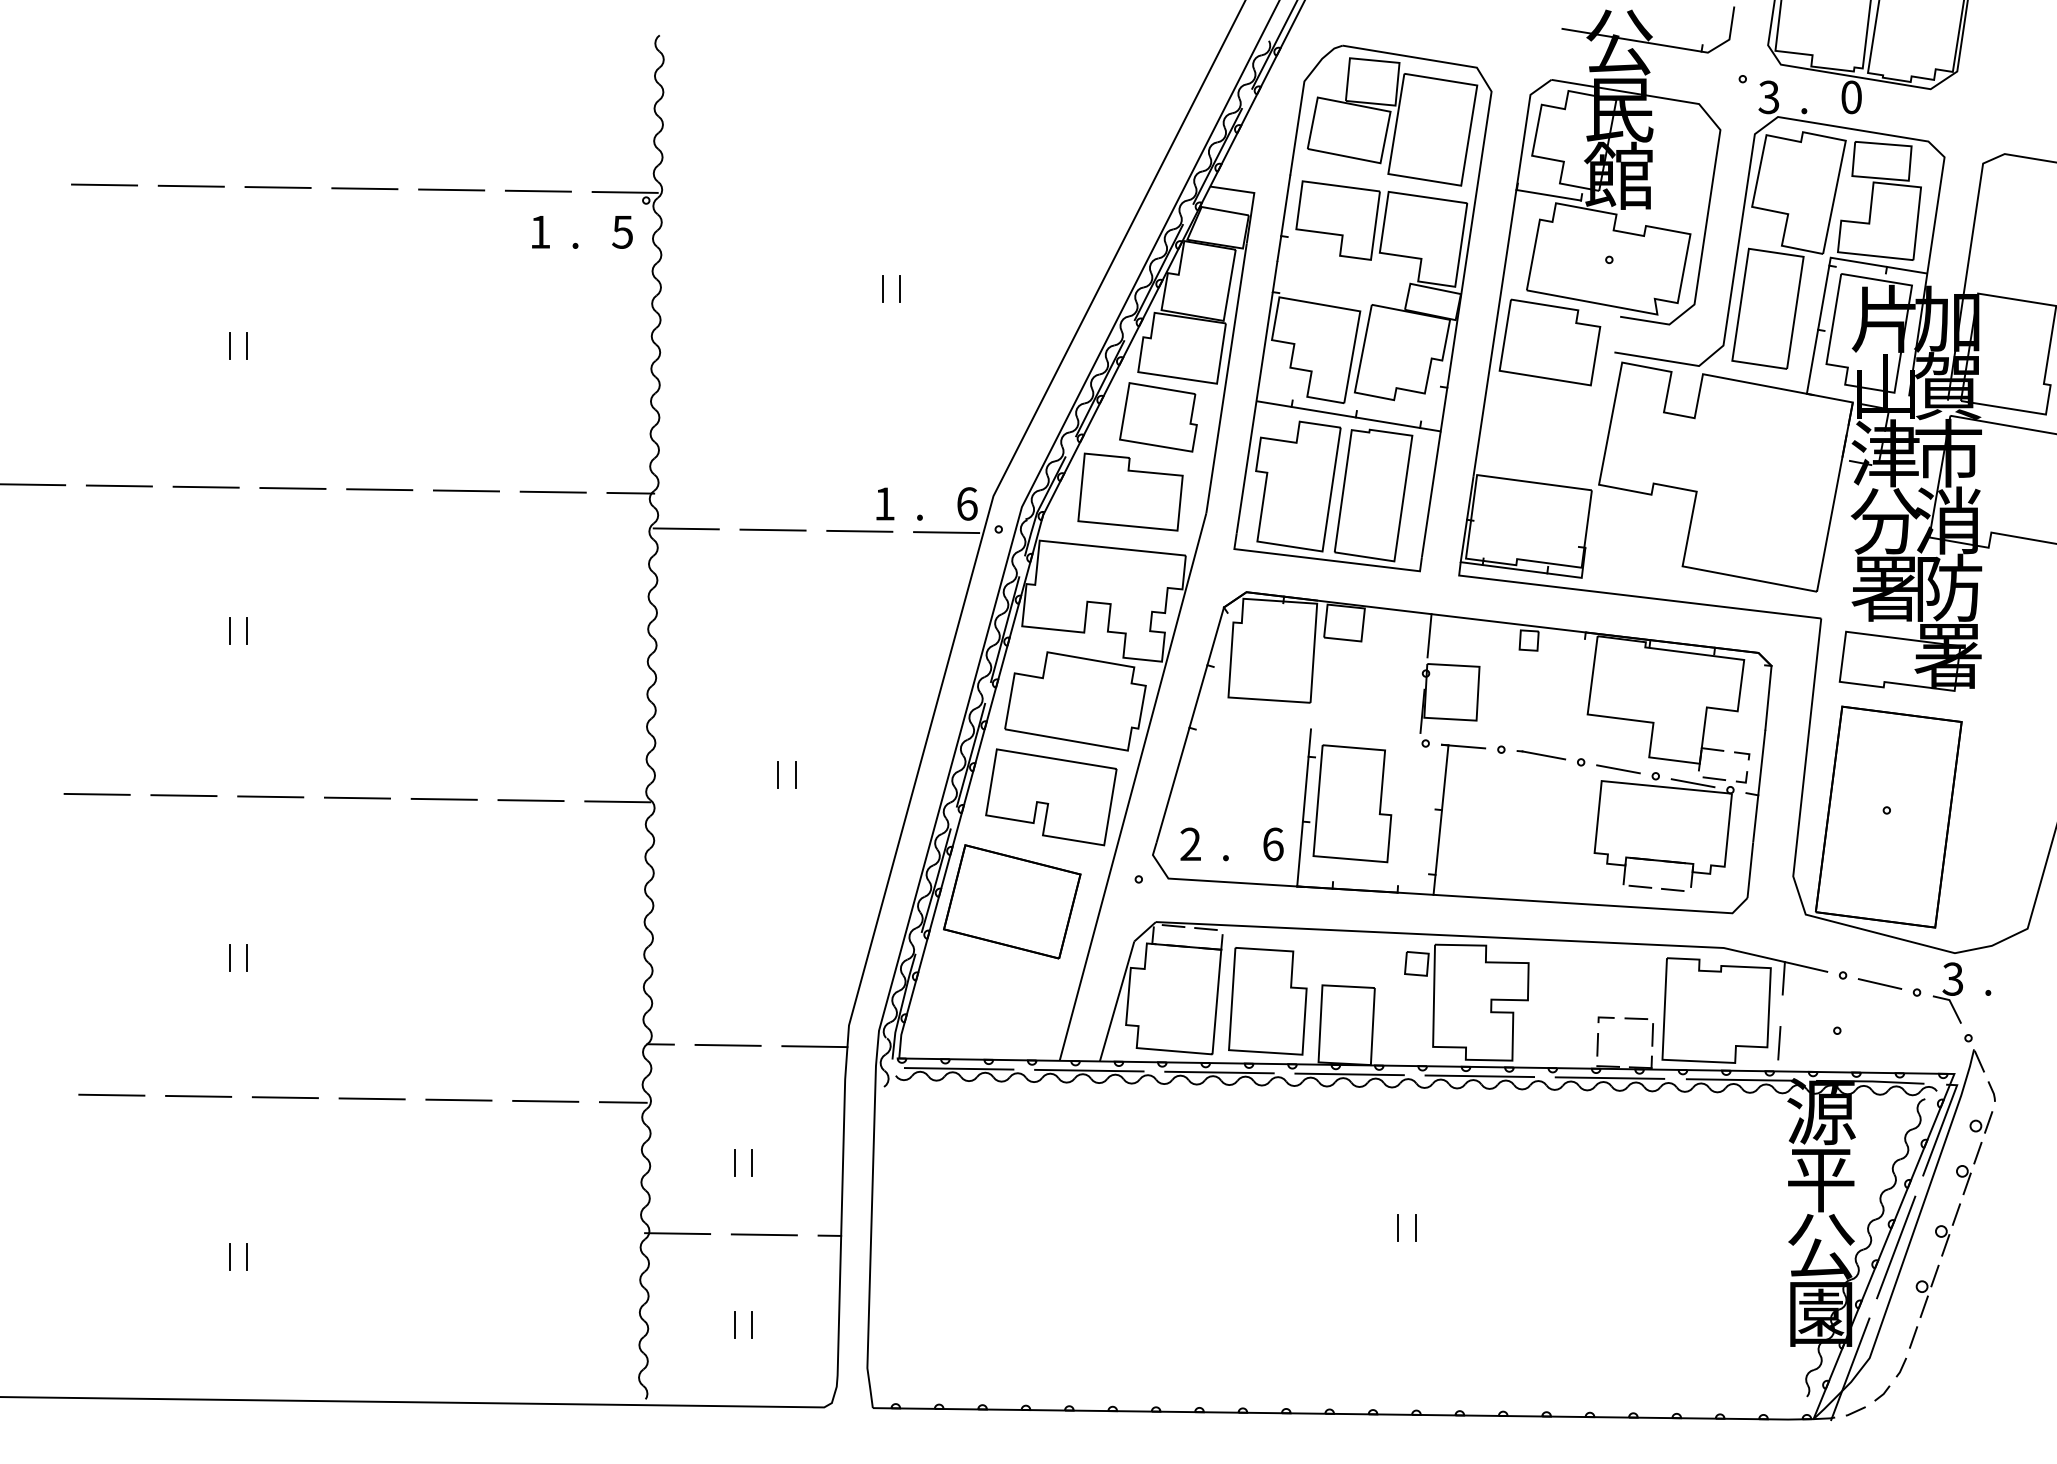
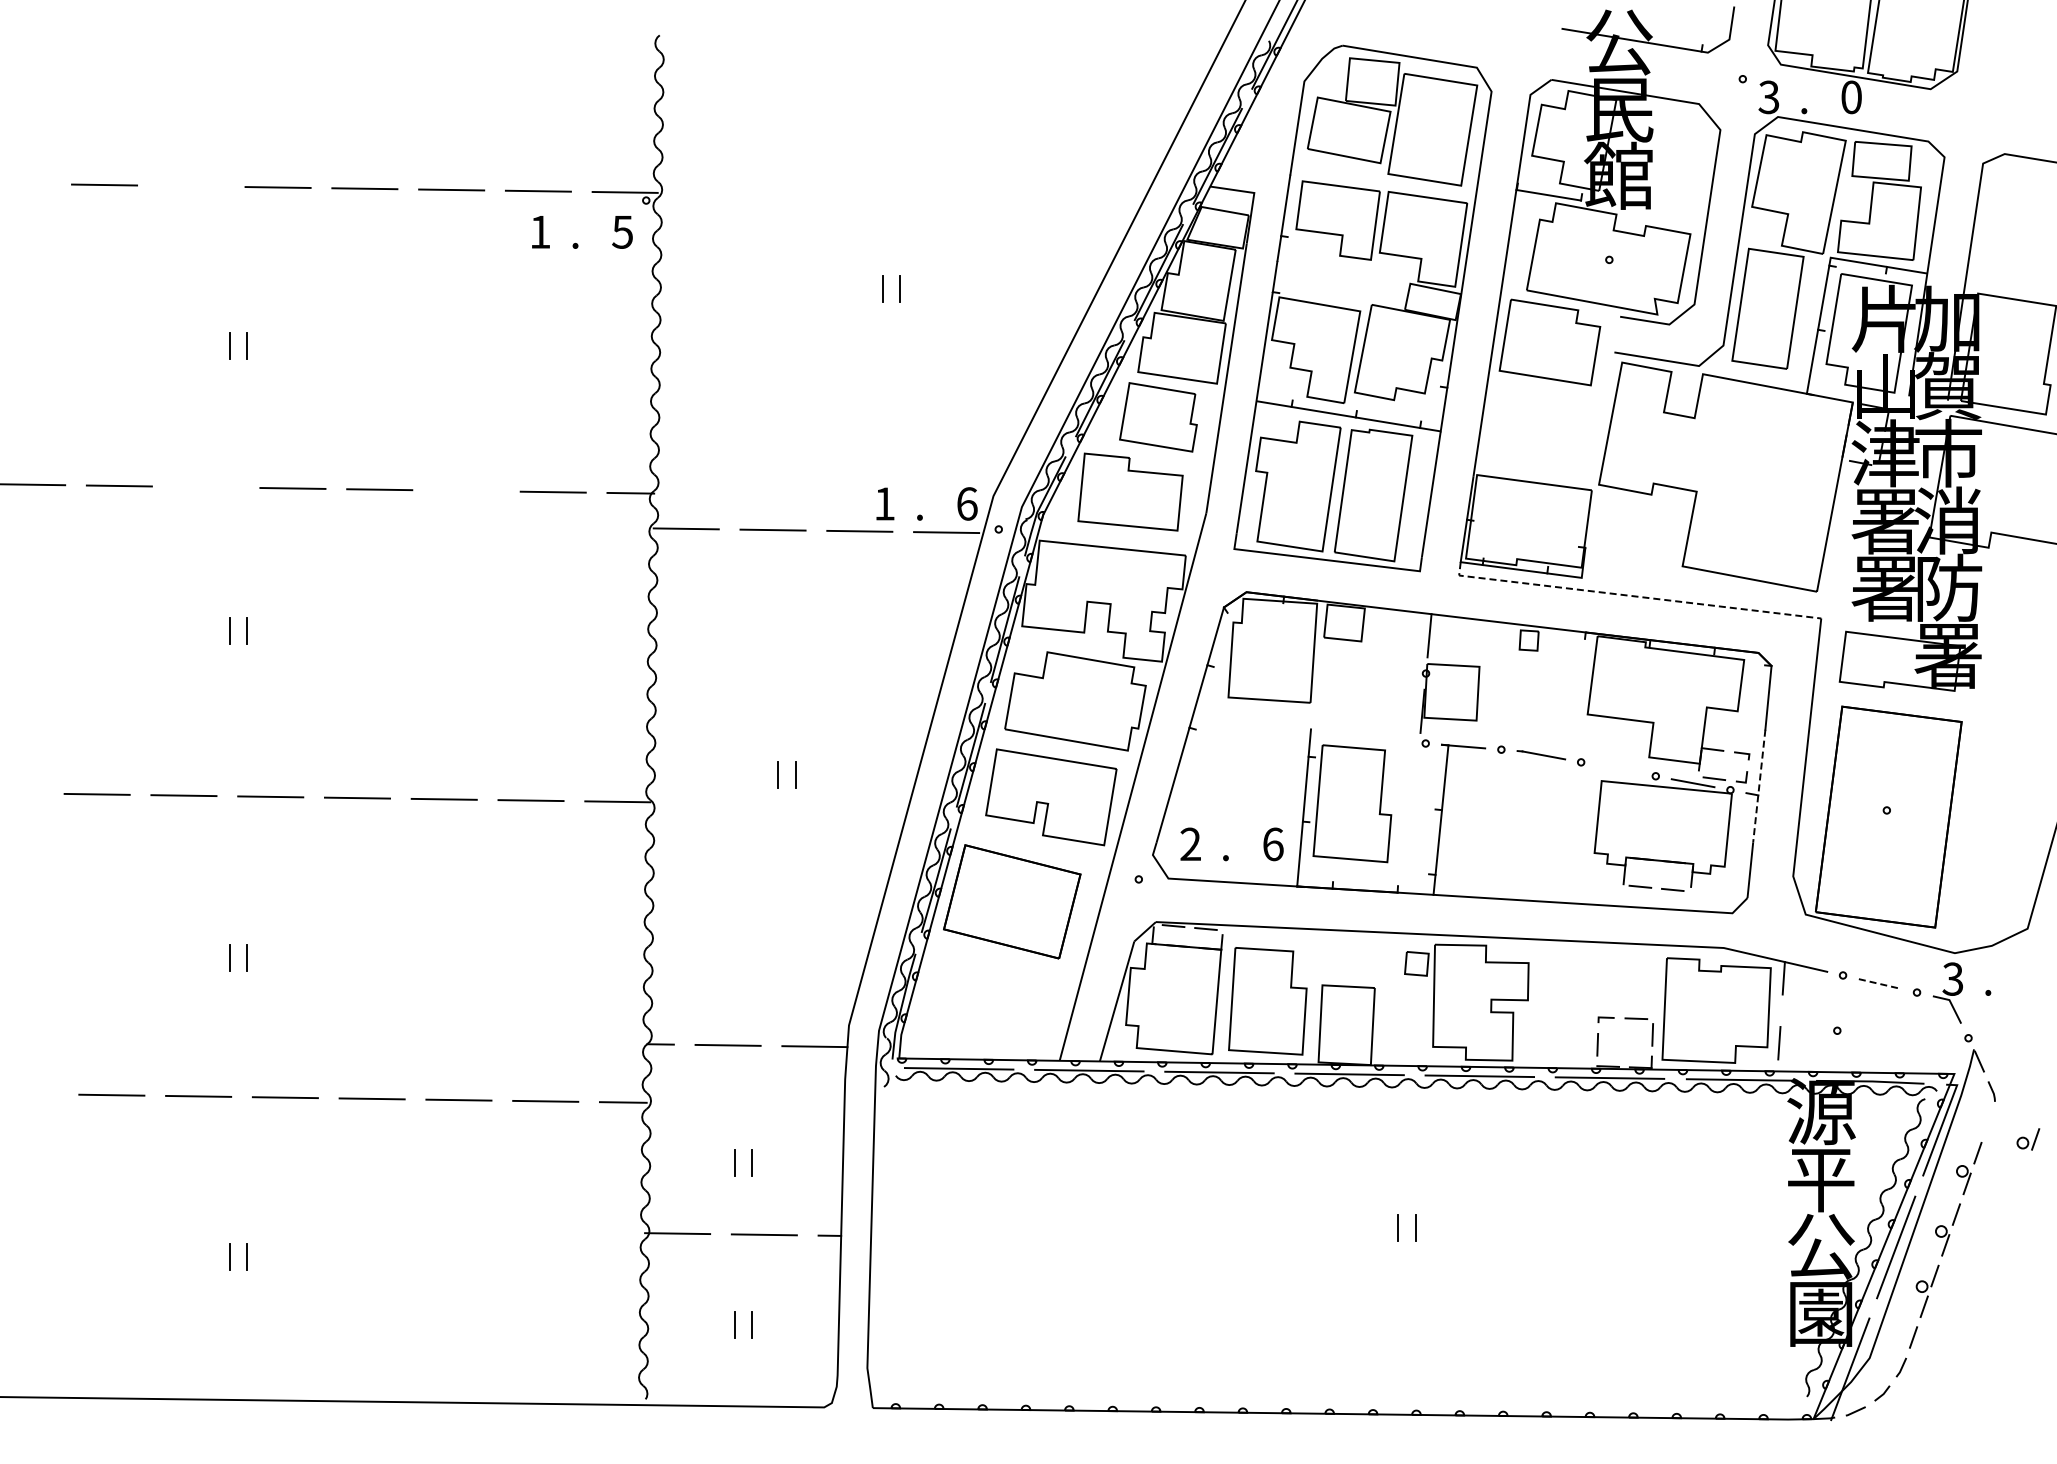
line: present -> none (190, 185)
line: present -> none (205, 486)
line: present -> none (466, 490)
text: 分 -> 署 (1885, 521)
line: solid -> dashed (1632, 596)
line: present -> none (1618, 769)
line: solid -> dashed (1759, 786)
line: solid -> dashed (1880, 984)
part position: (1981, 1122) -> (2028, 1139) (2028, 1139)
